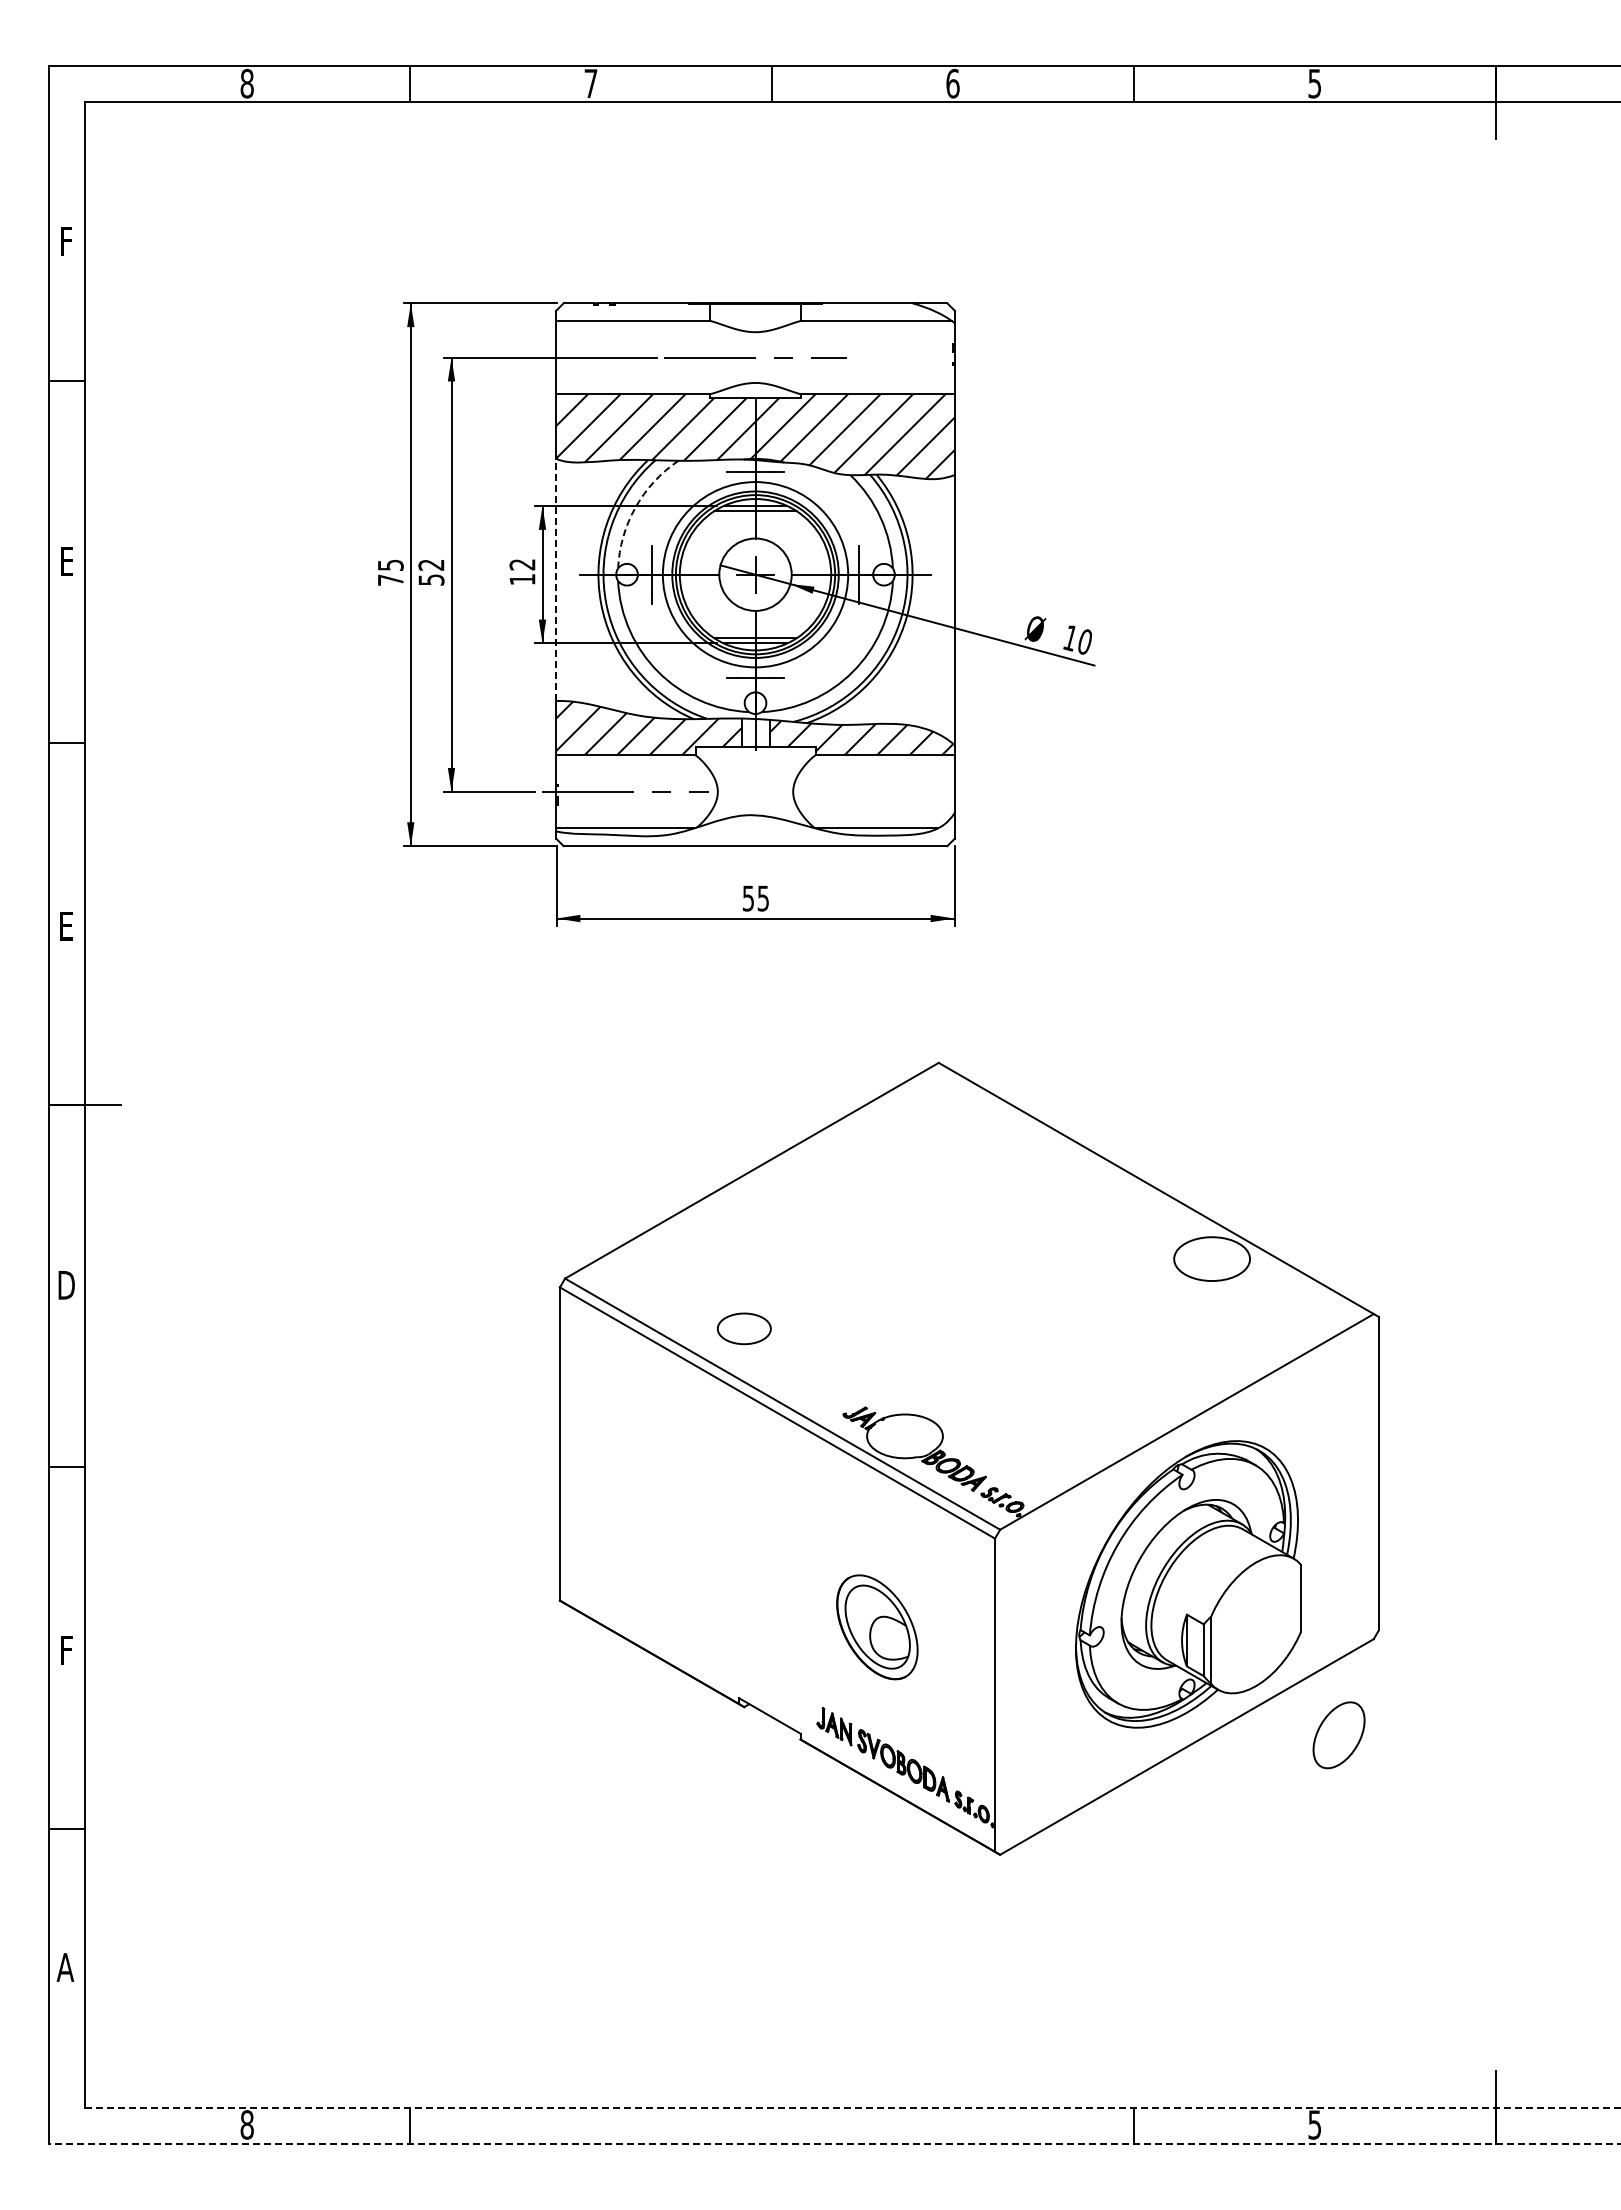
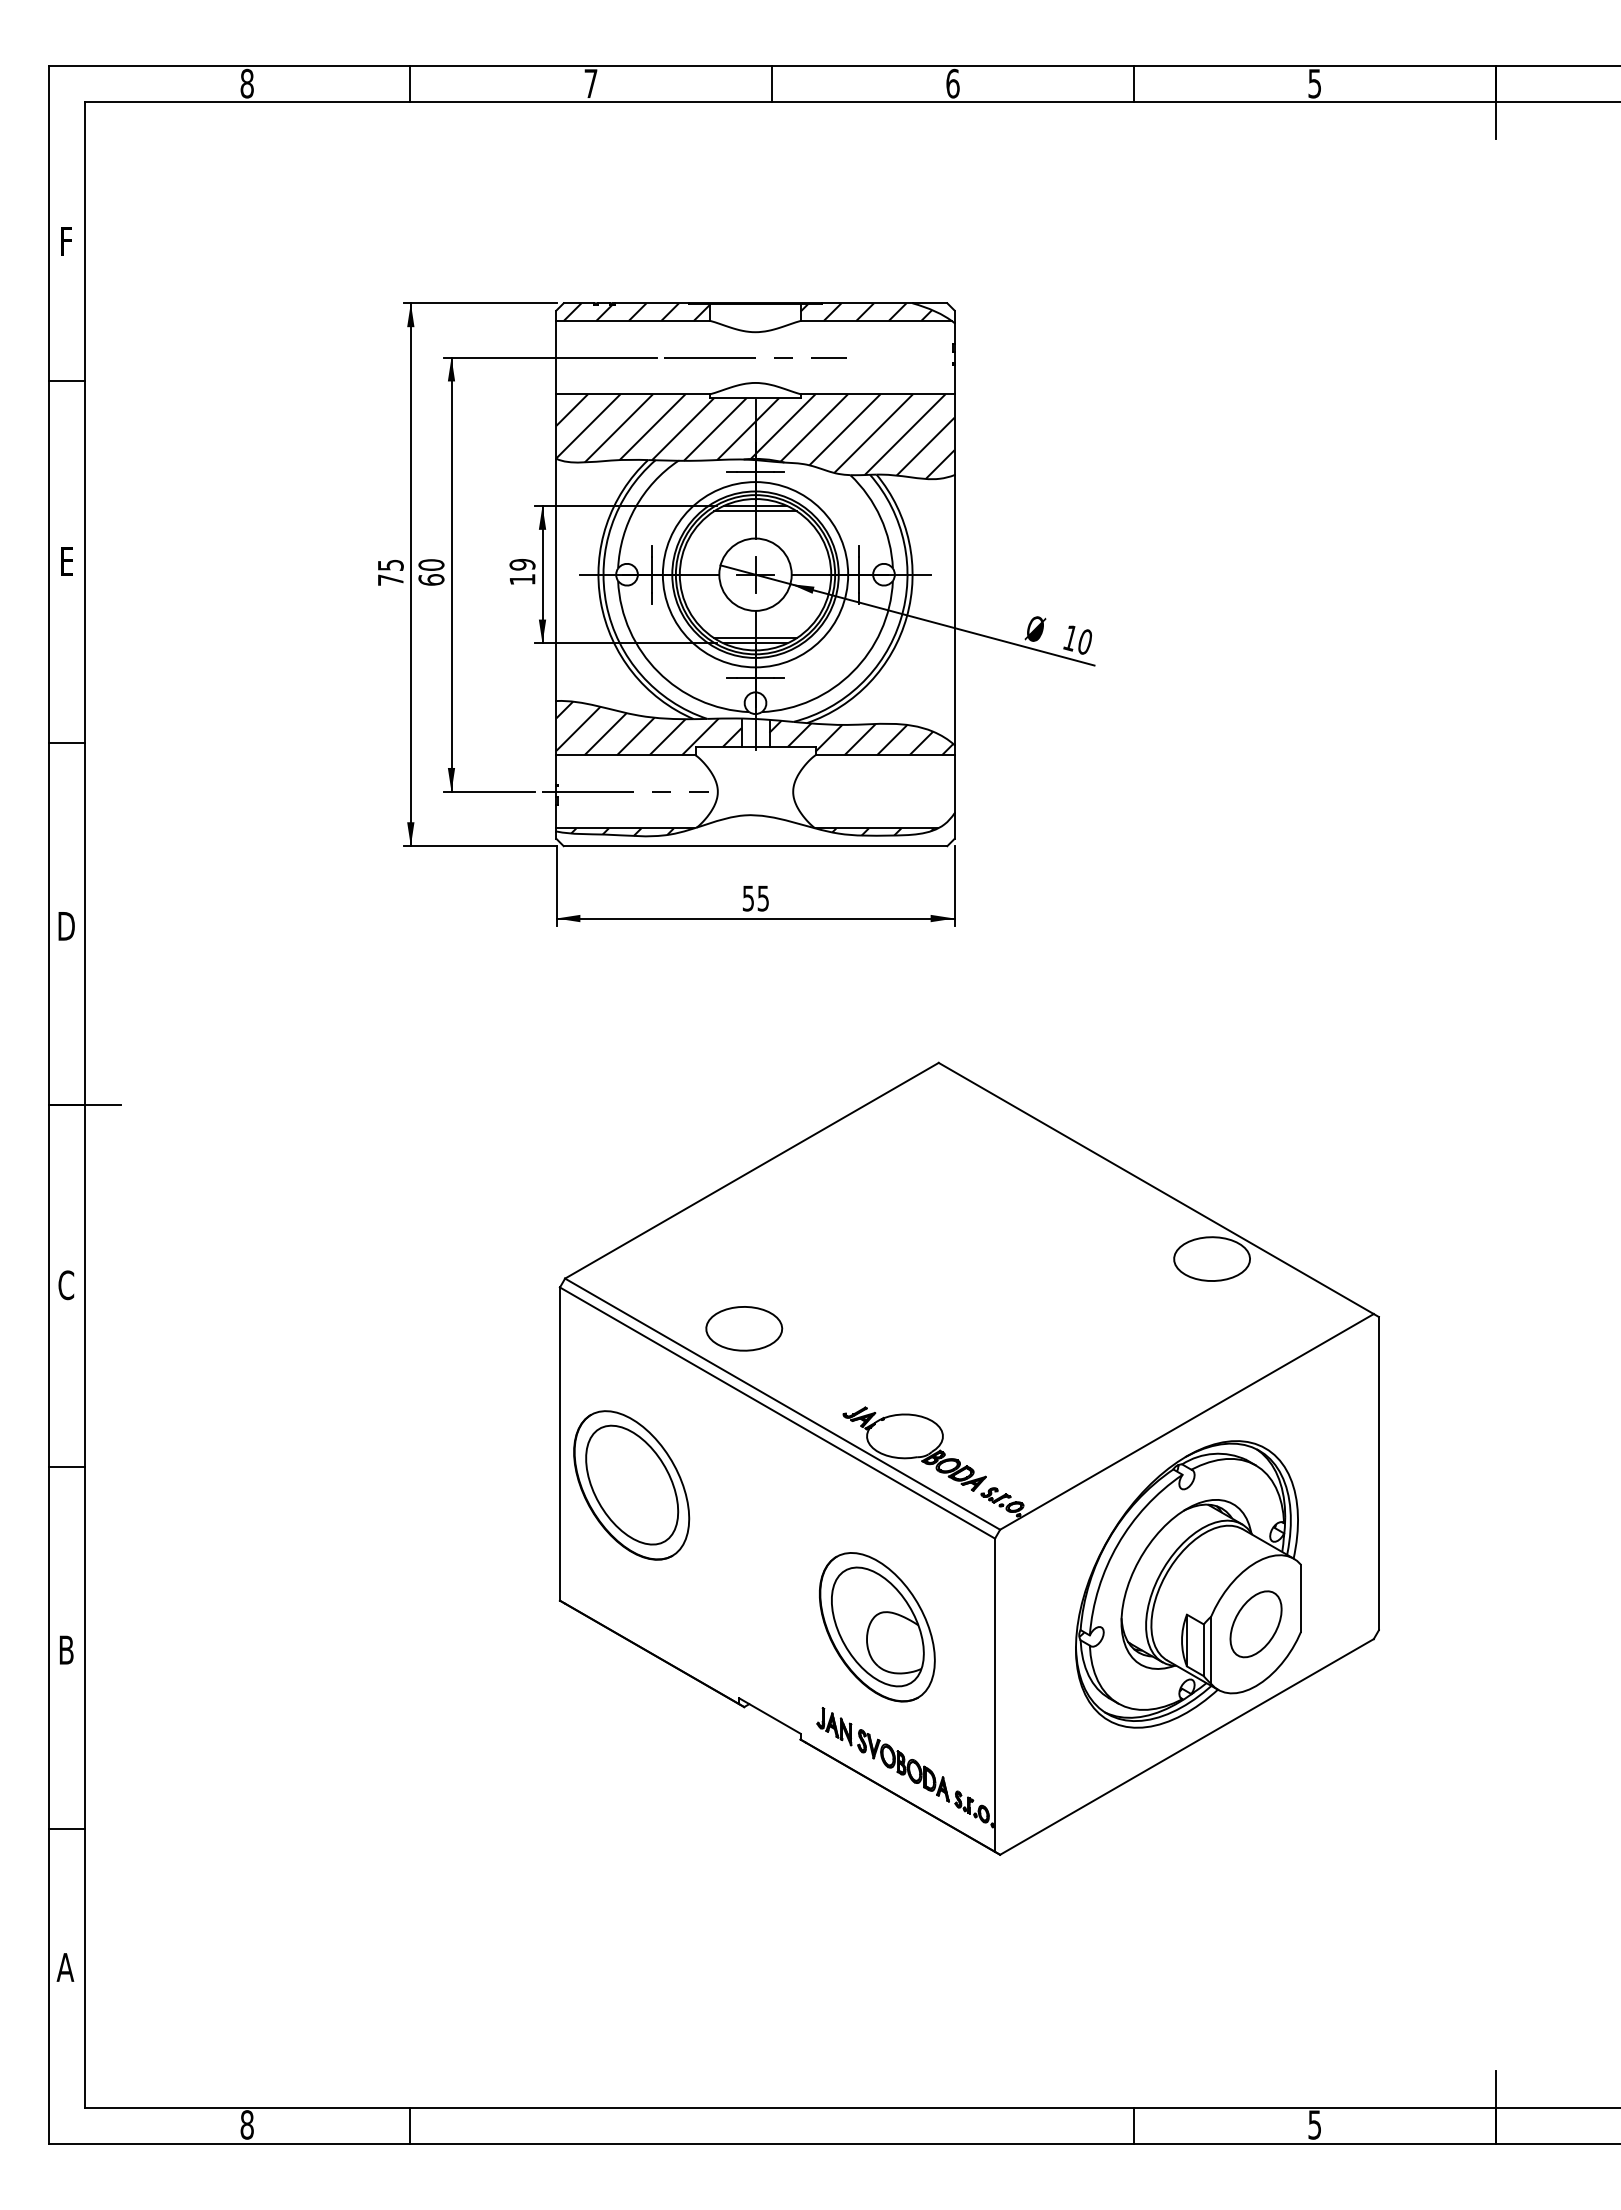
hatch: none -> present (636, 311)
hatch: none -> present (866, 311)
arc: dashed -> solid (635, 507)
text: 12 -> 19 (522, 564)
text: 52 -> 60 (431, 572)
line: dashed -> solid (556, 579)
hatch: none -> present (882, 831)
hatch: none -> present (622, 832)
text: E -> D (66, 926)
text: D -> C (66, 1285)
part size: 56x34 px -> 79x46 px (744, 1328)
part: none -> present (631, 1485)
part size: 83x107 px -> 117x151 px (877, 1627)
text: F -> B (66, 1649)
part position: (1338, 1735) -> (1255, 1624) (1255, 1624)
line: dashed -> solid (852, 2107)
line: dashed -> solid (834, 2143)
